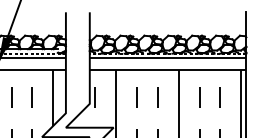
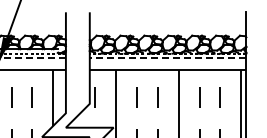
line: solid -> dashed (33, 58)
line: solid -> dashed (167, 58)
